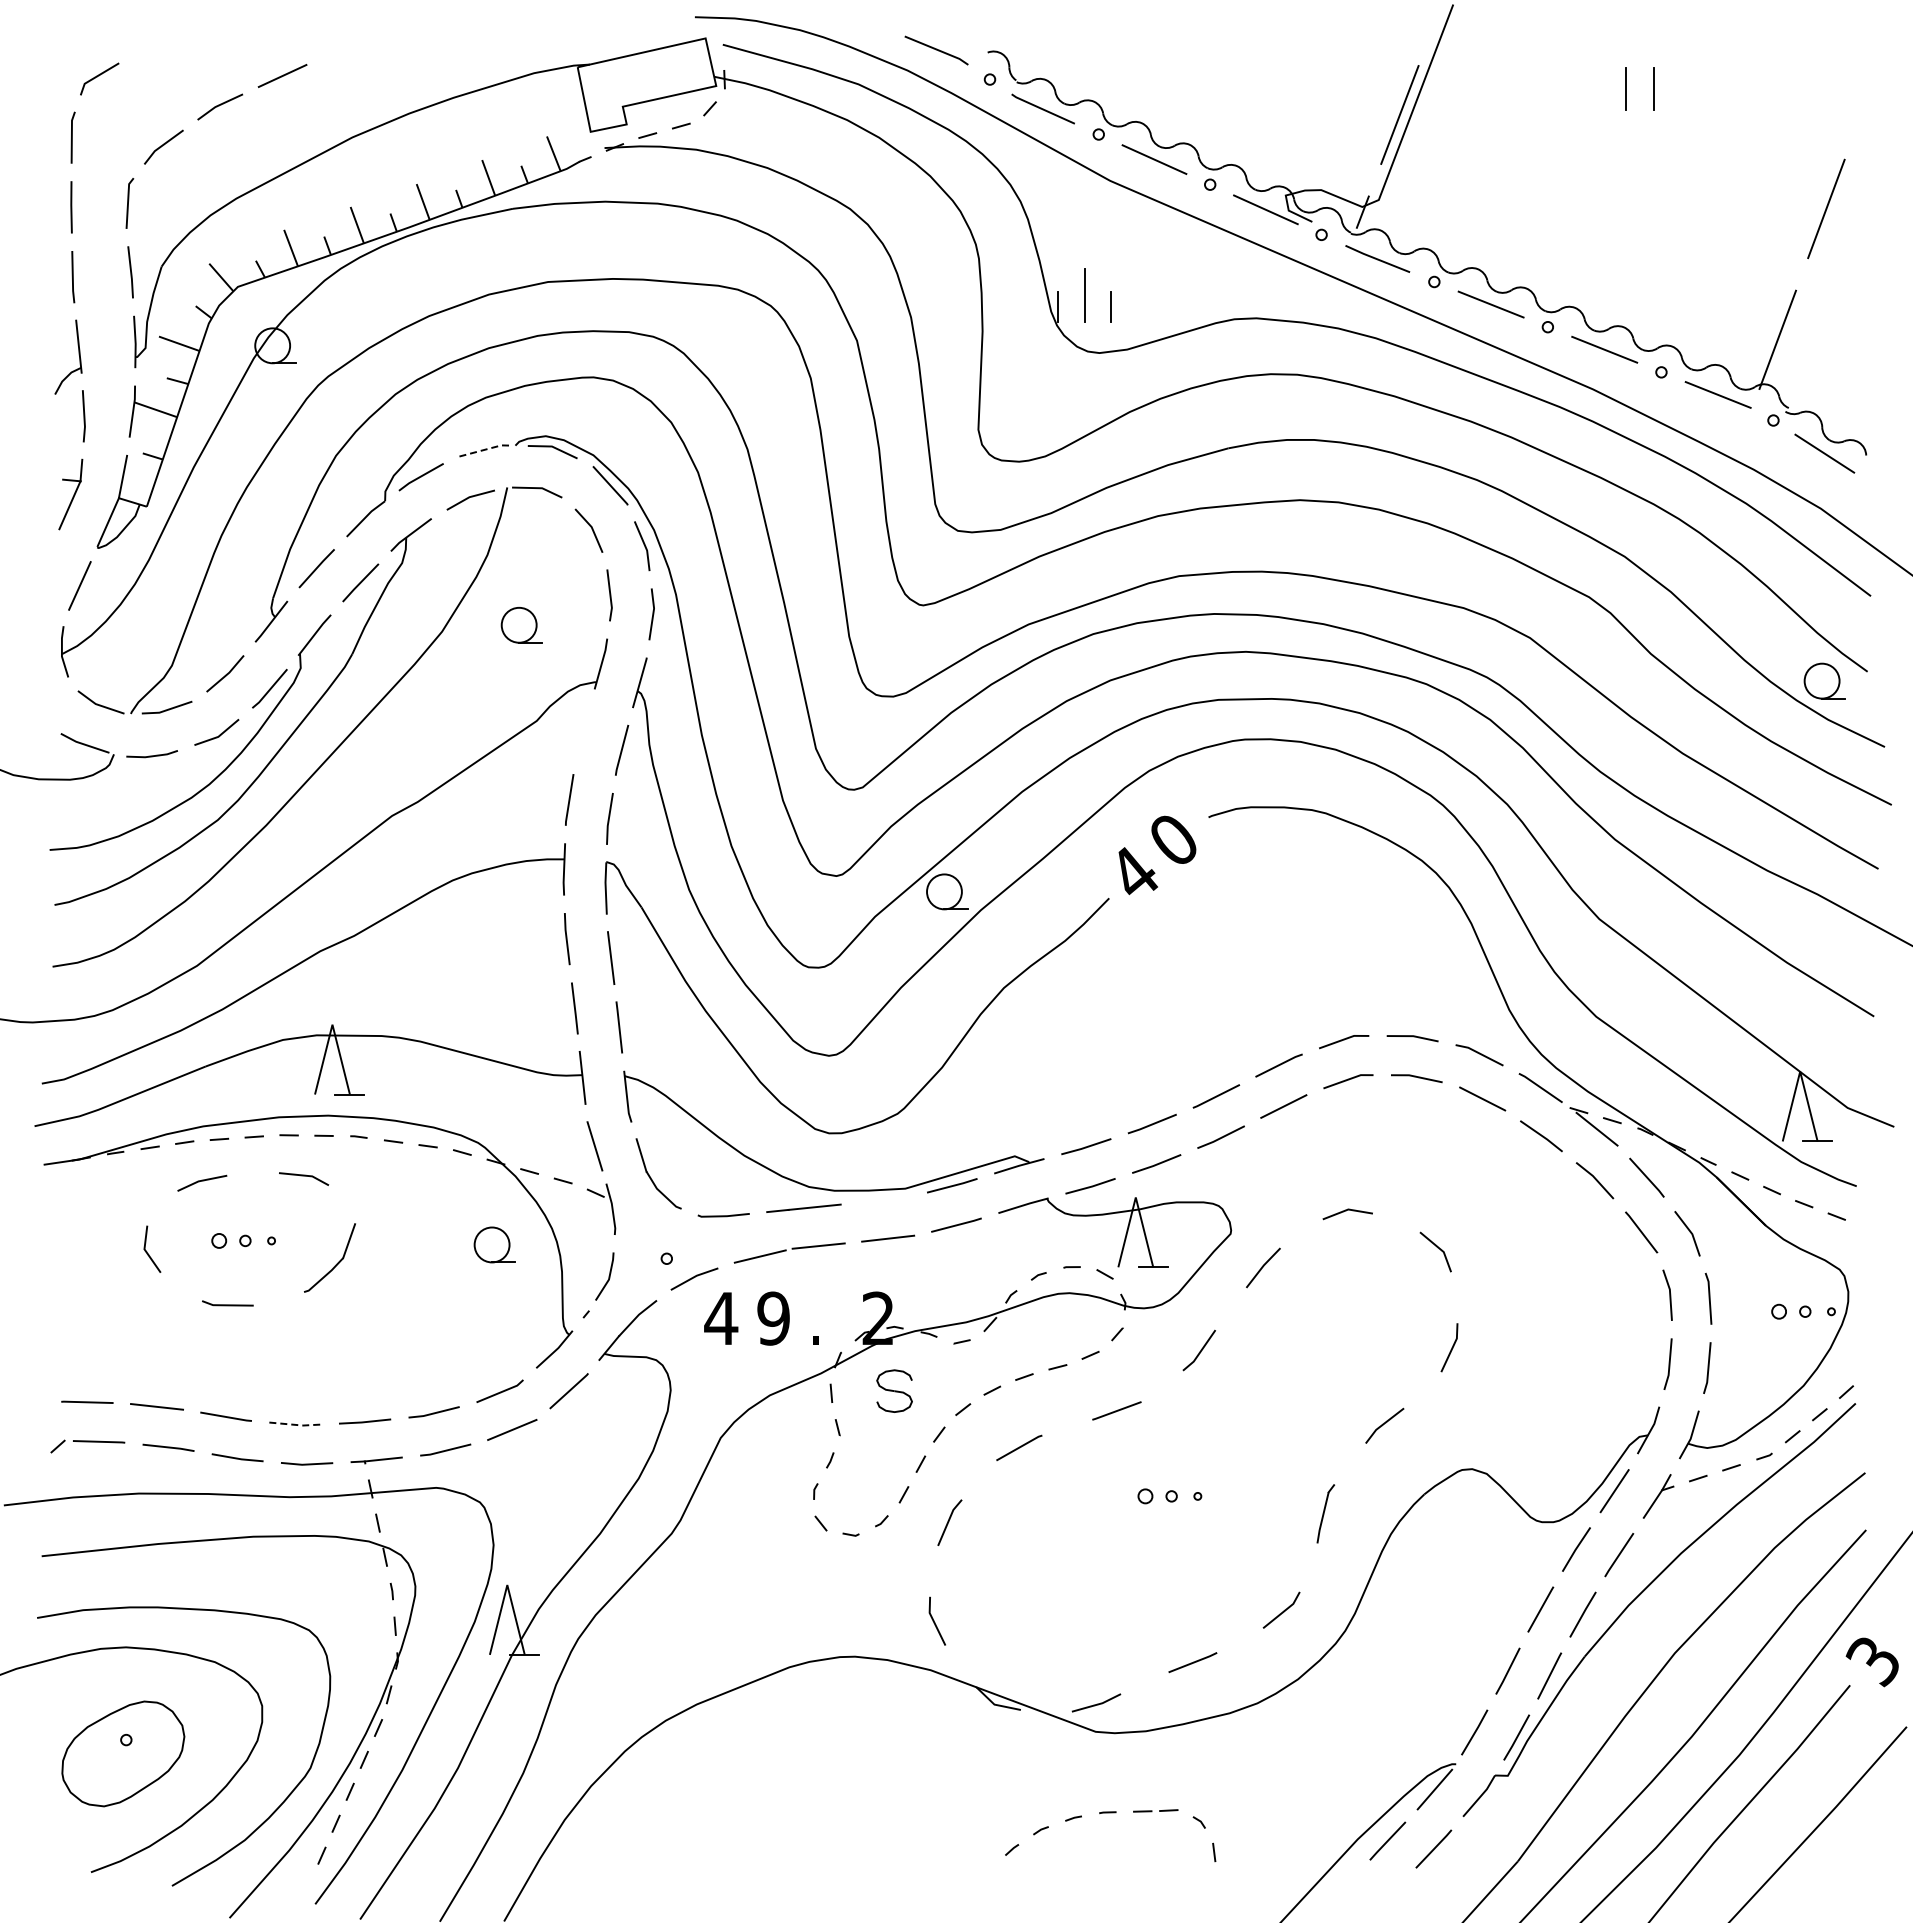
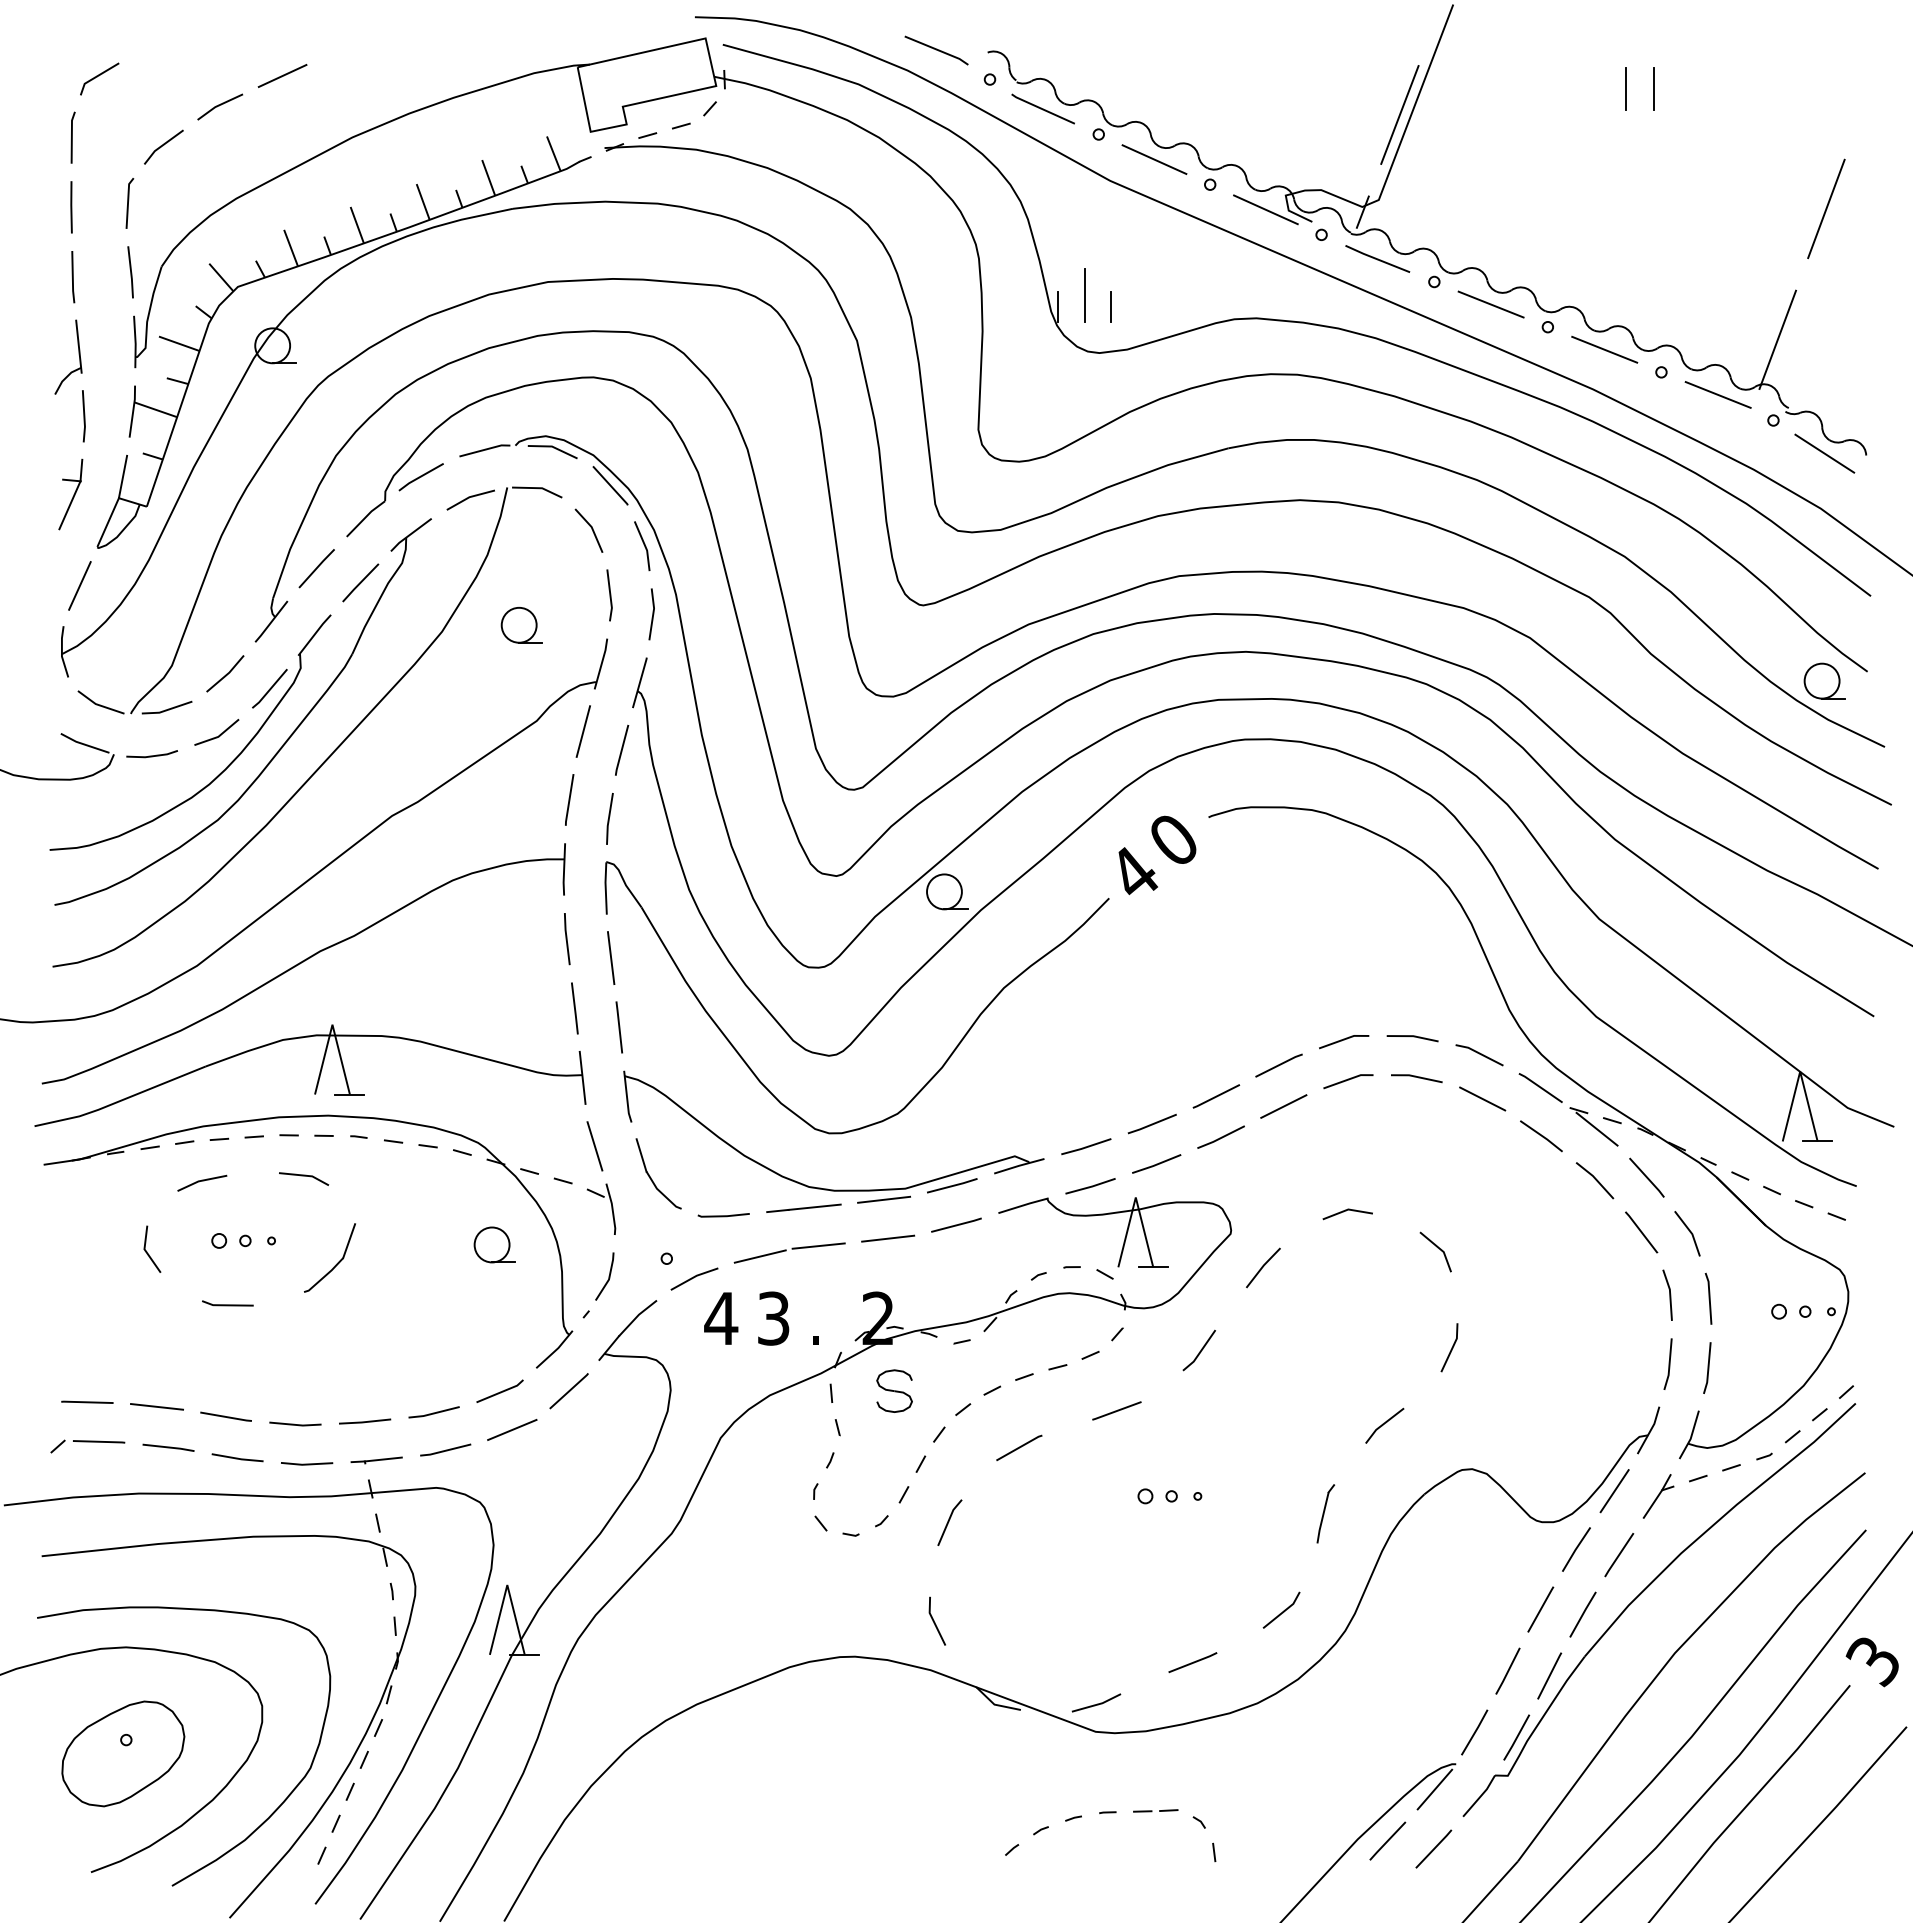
line: dashed -> solid (485, 449)
line: none -> present (583, 731)
line: none -> present (884, 1199)
text: 9 -> 3 (773, 1318)
line: dashed -> solid (295, 1424)
